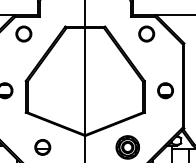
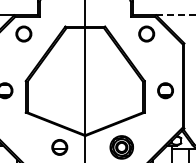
line: solid -> dashed (175, 15)
part position: (42, 147) -> (59, 147) (59, 147)
part position: (127, 147) -> (121, 147) (121, 147)
